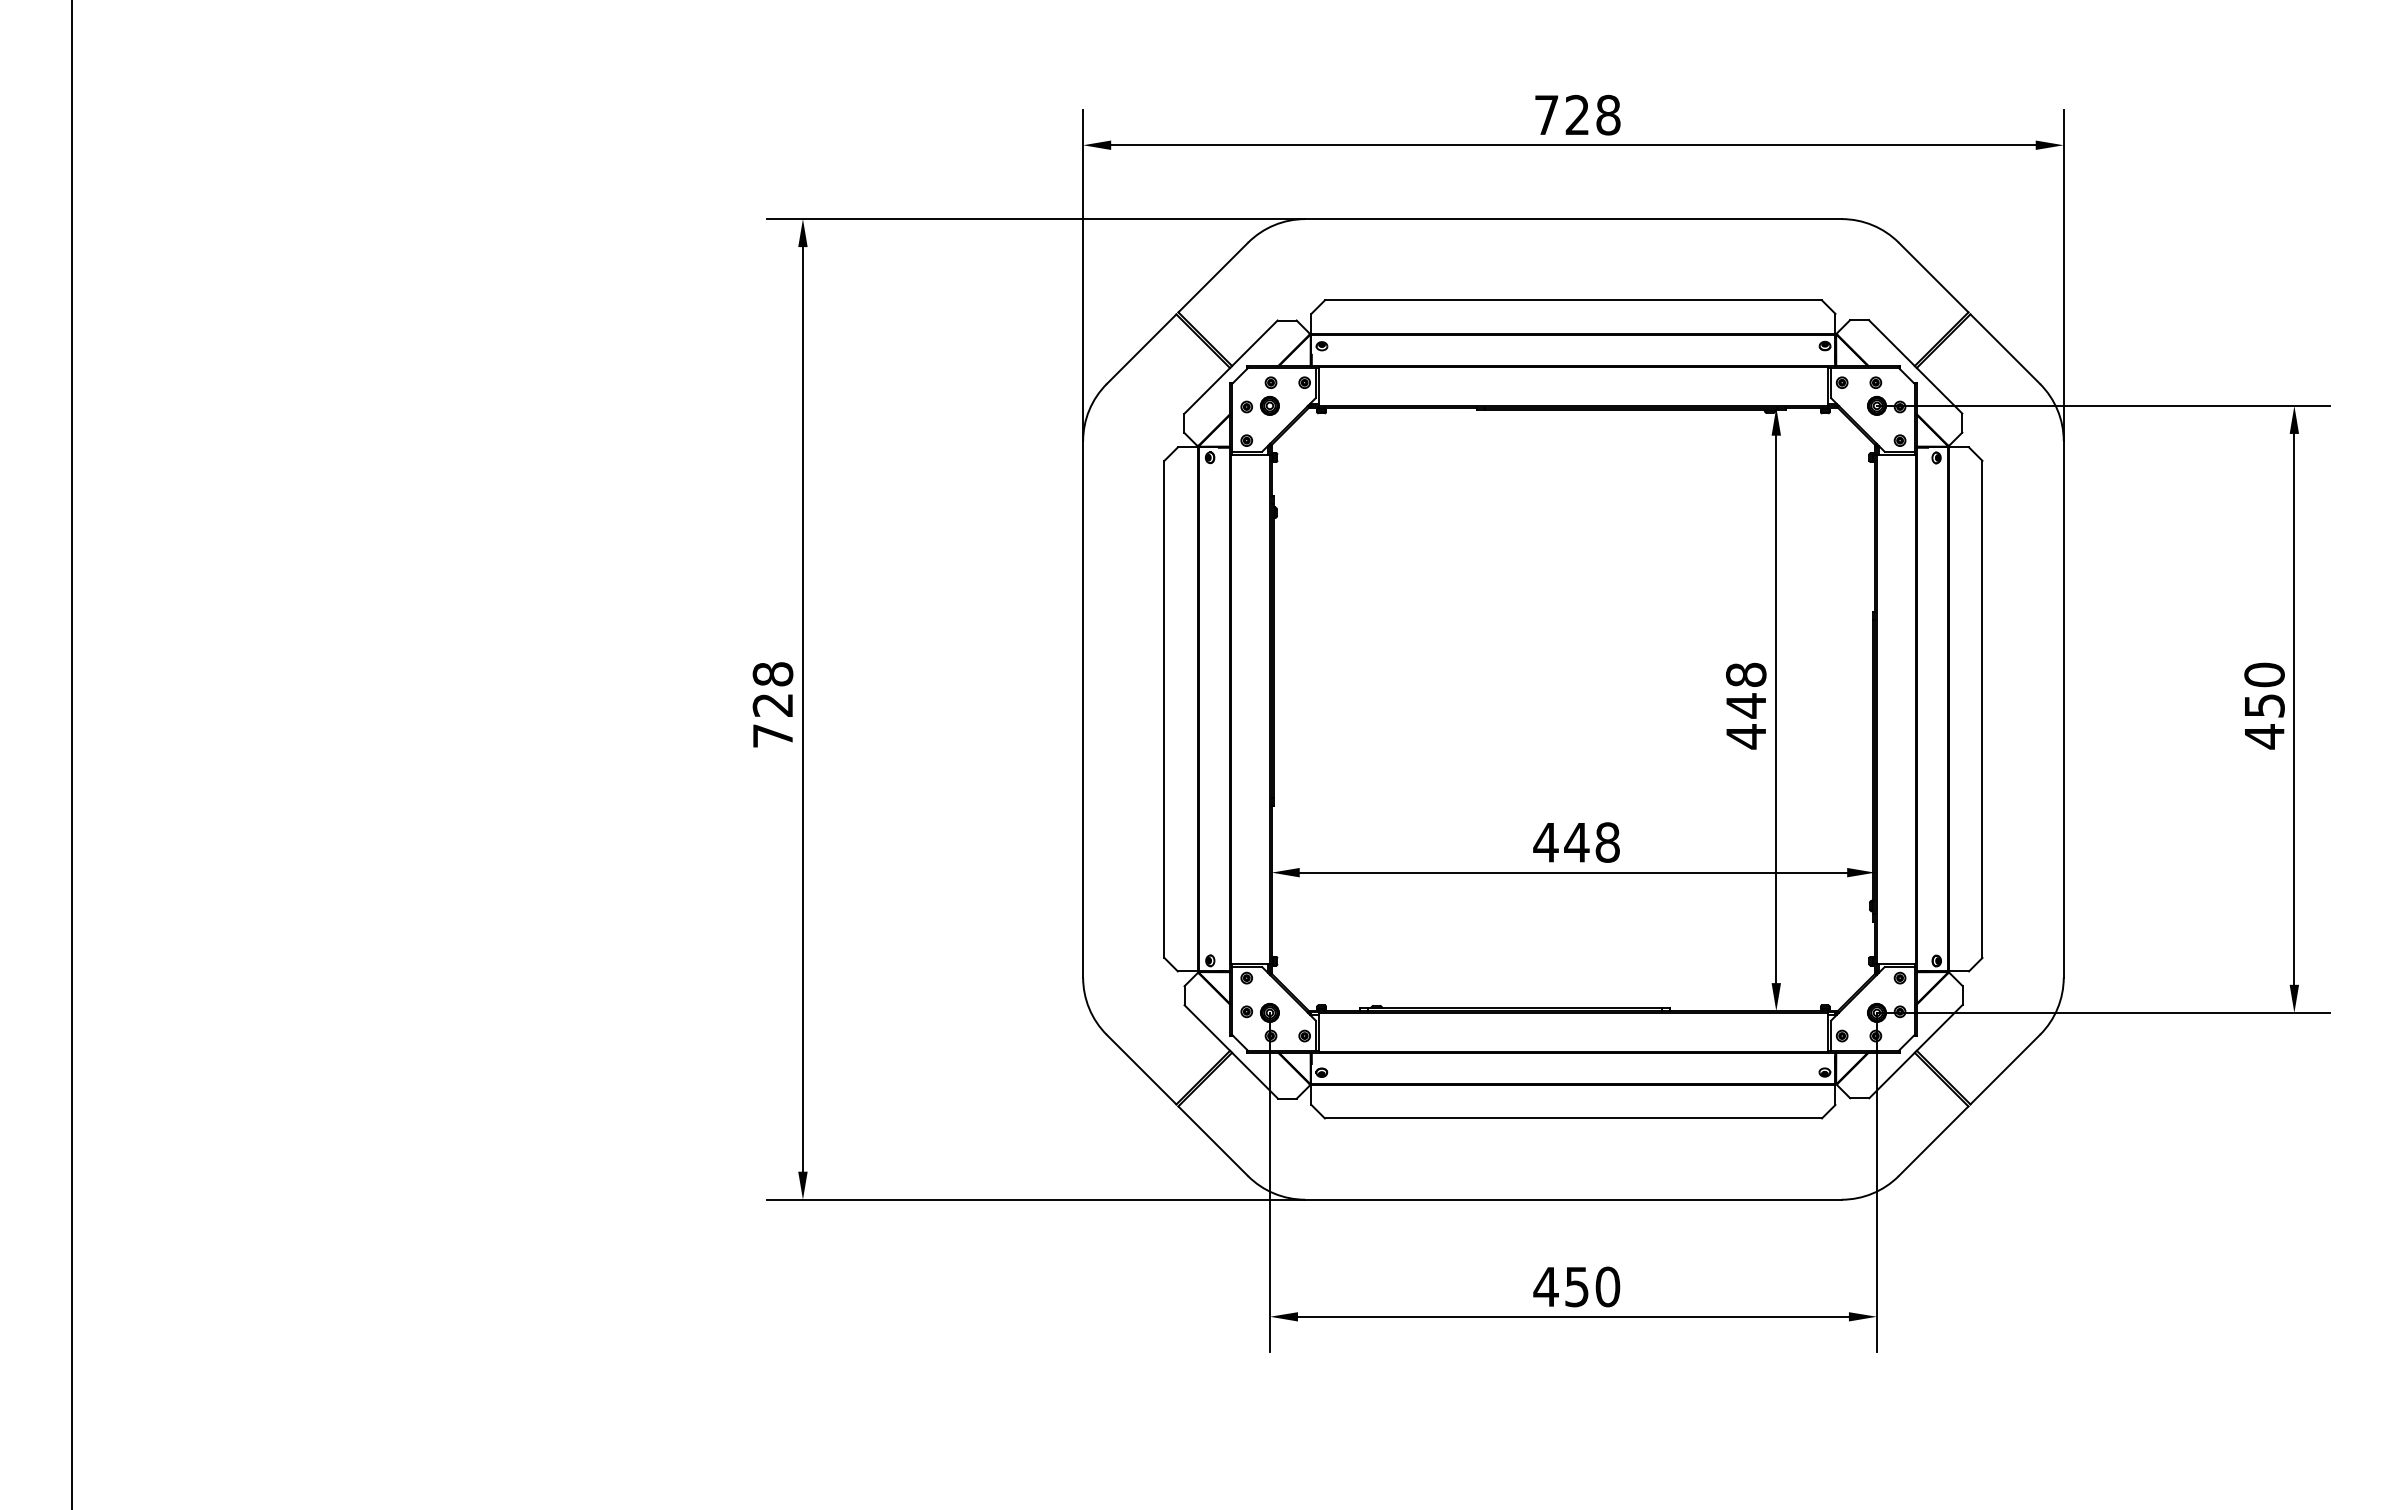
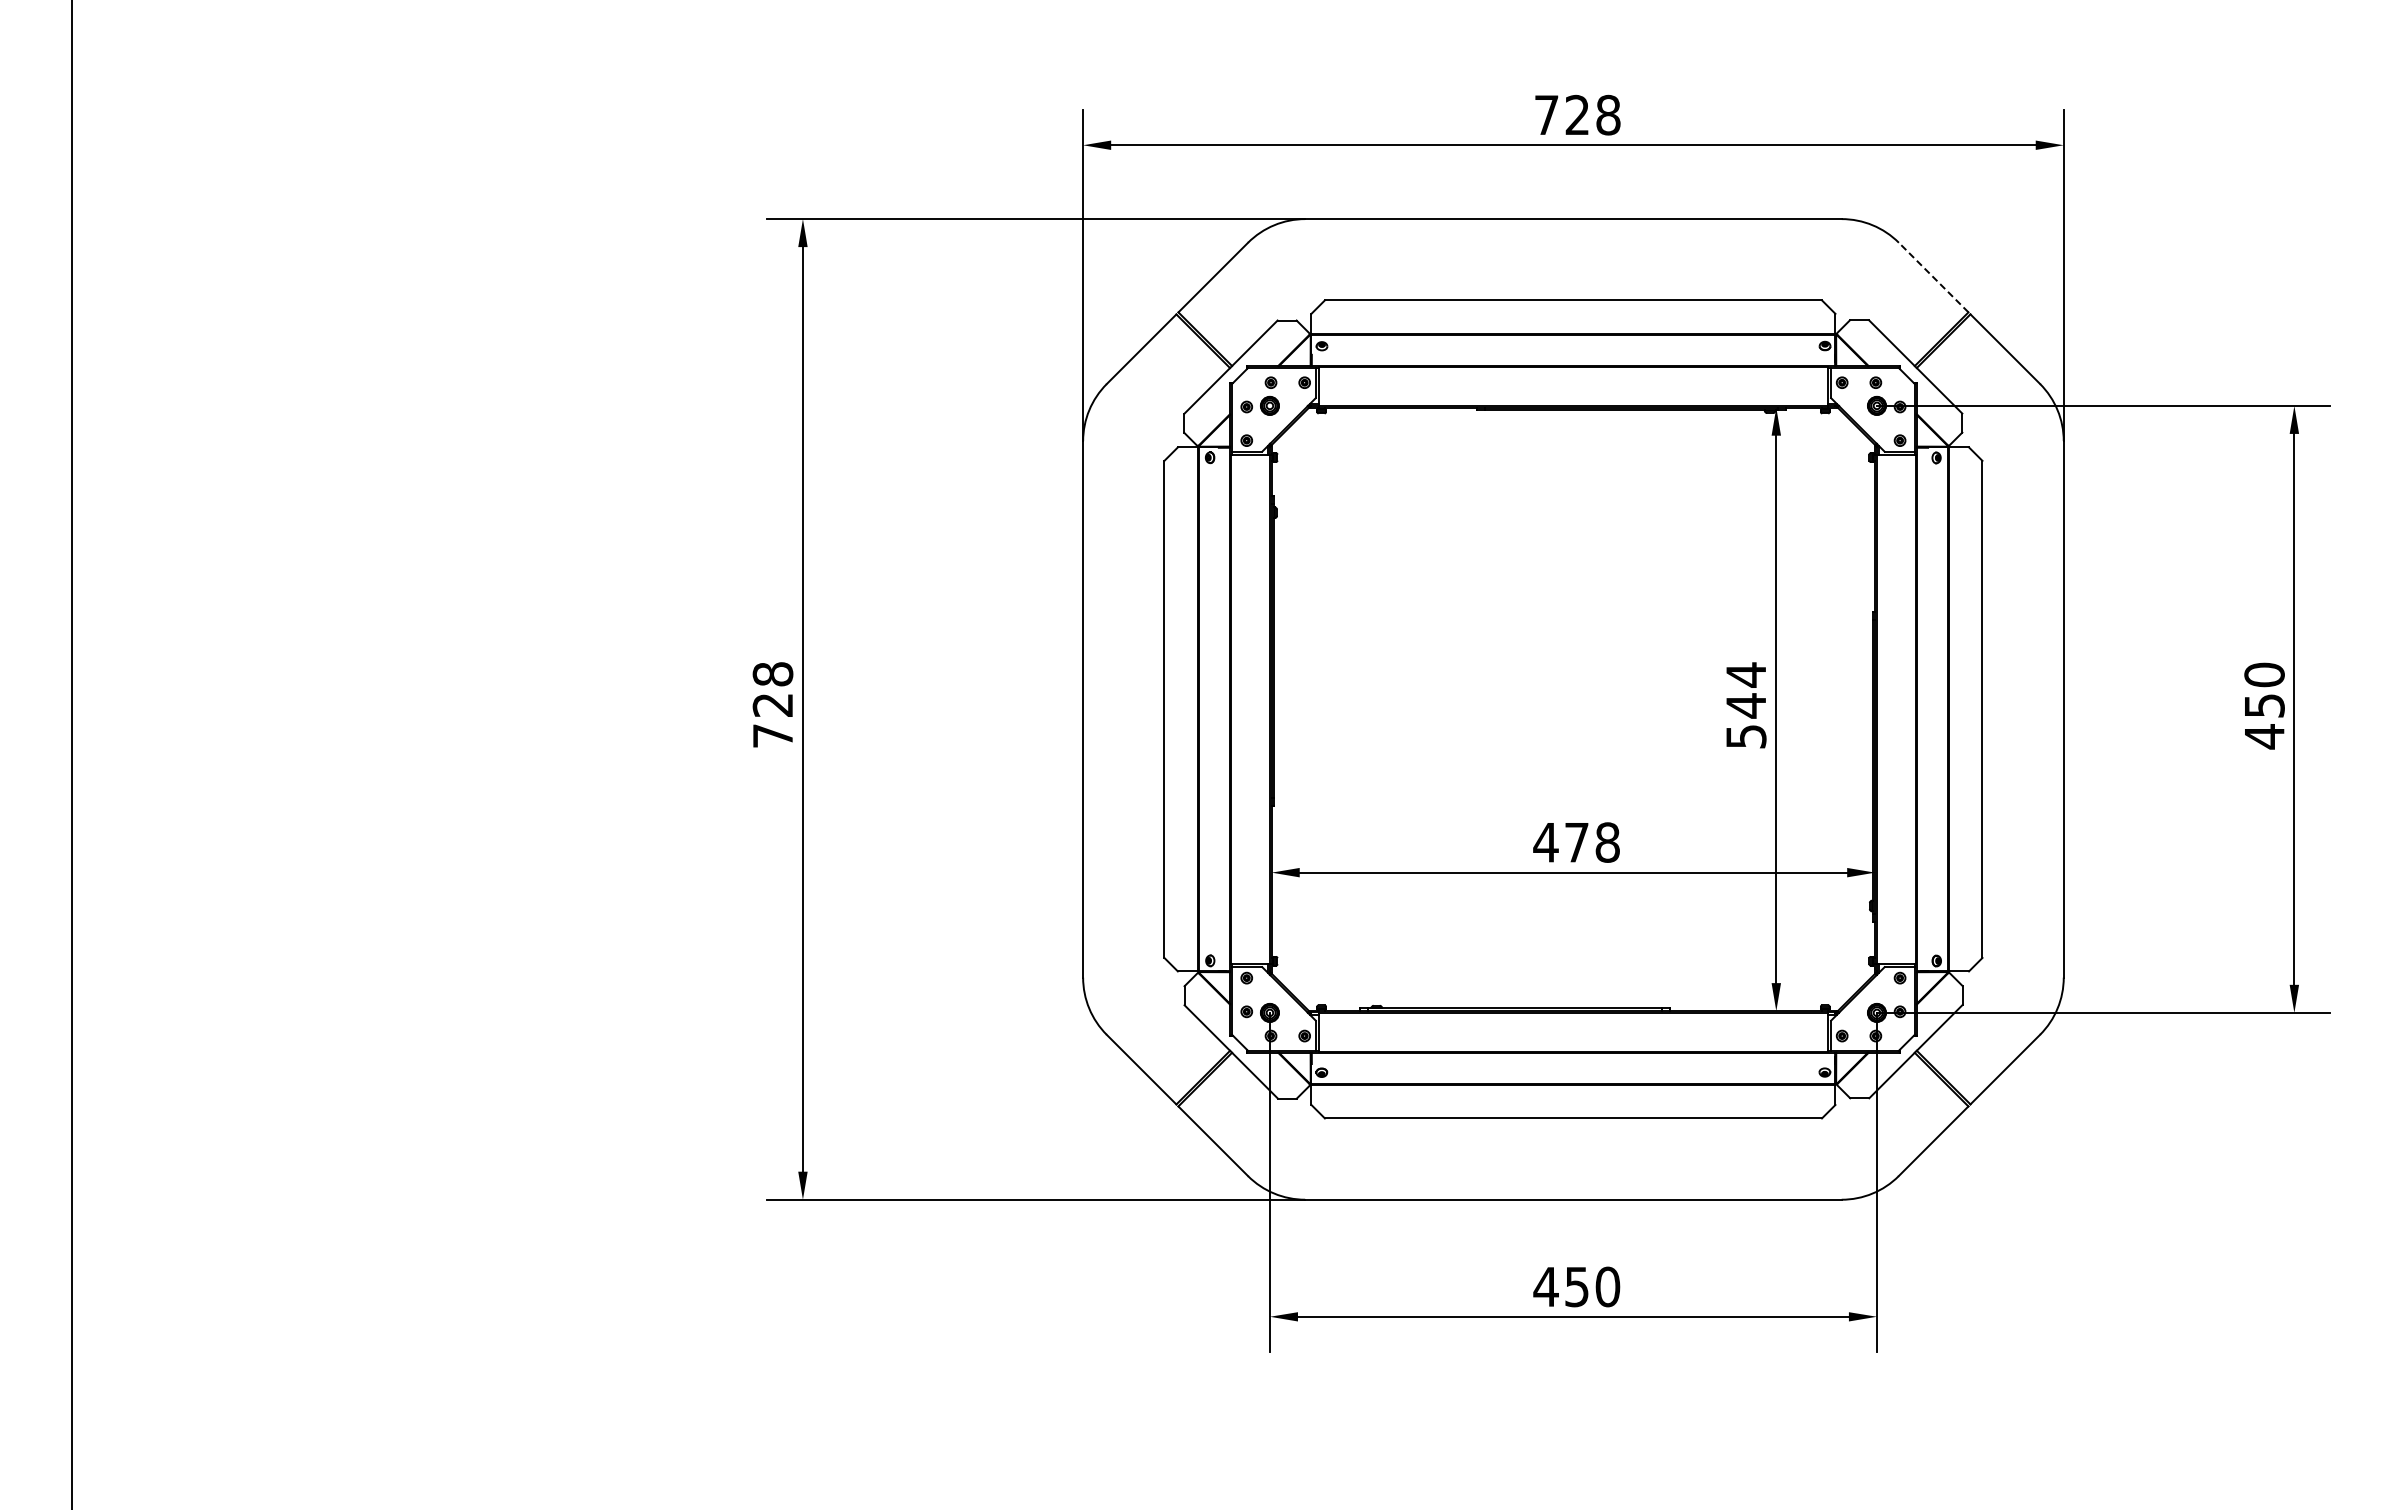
line: solid -> dashed (1933, 277)
text: 448 -> 544 (1746, 705)
text: 448 -> 478 (1576, 842)
